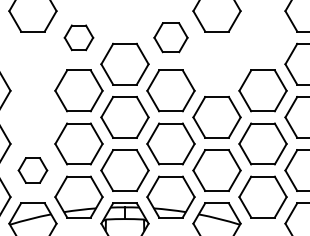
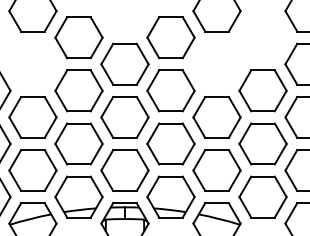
part size: 32x28 px -> 50x44 px (78, 37)
part size: 36x32 px -> 50x44 px (170, 37)
part: none -> present (32, 117)
part size: 32x27 px -> 50x43 px (32, 170)
